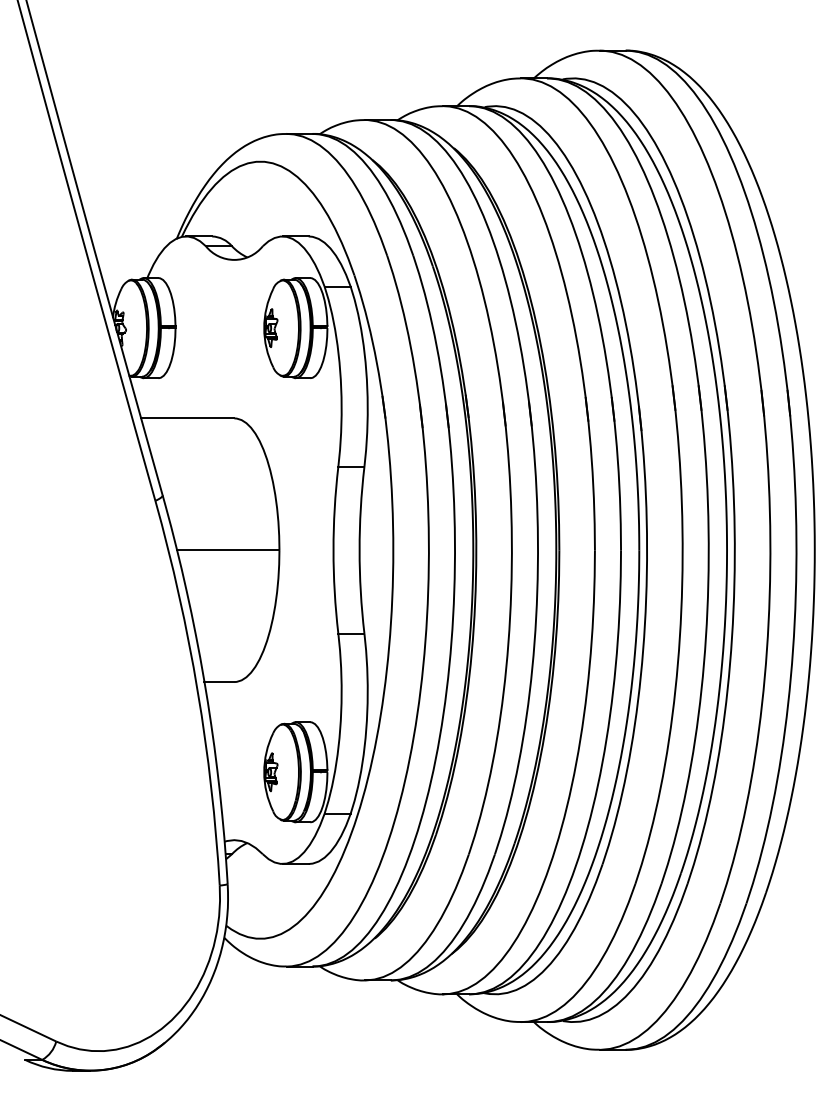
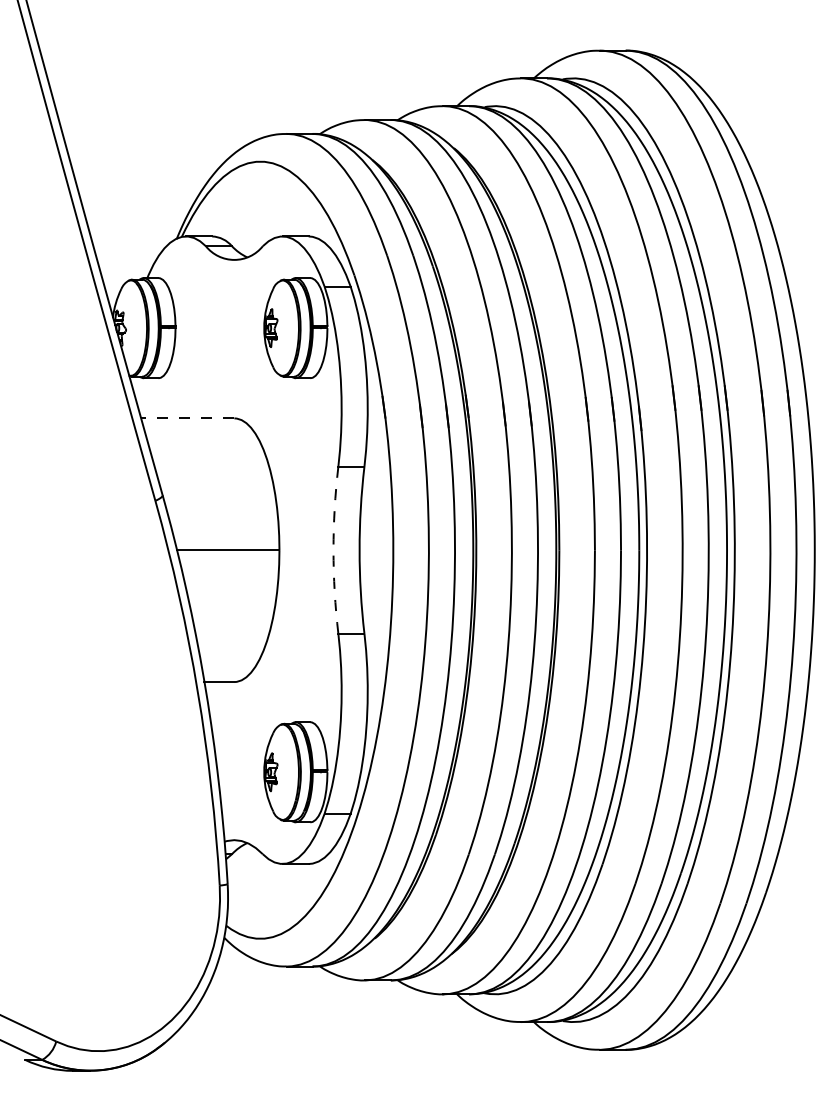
line: solid -> dashed (187, 418)
arc: solid -> dashed (333, 550)
